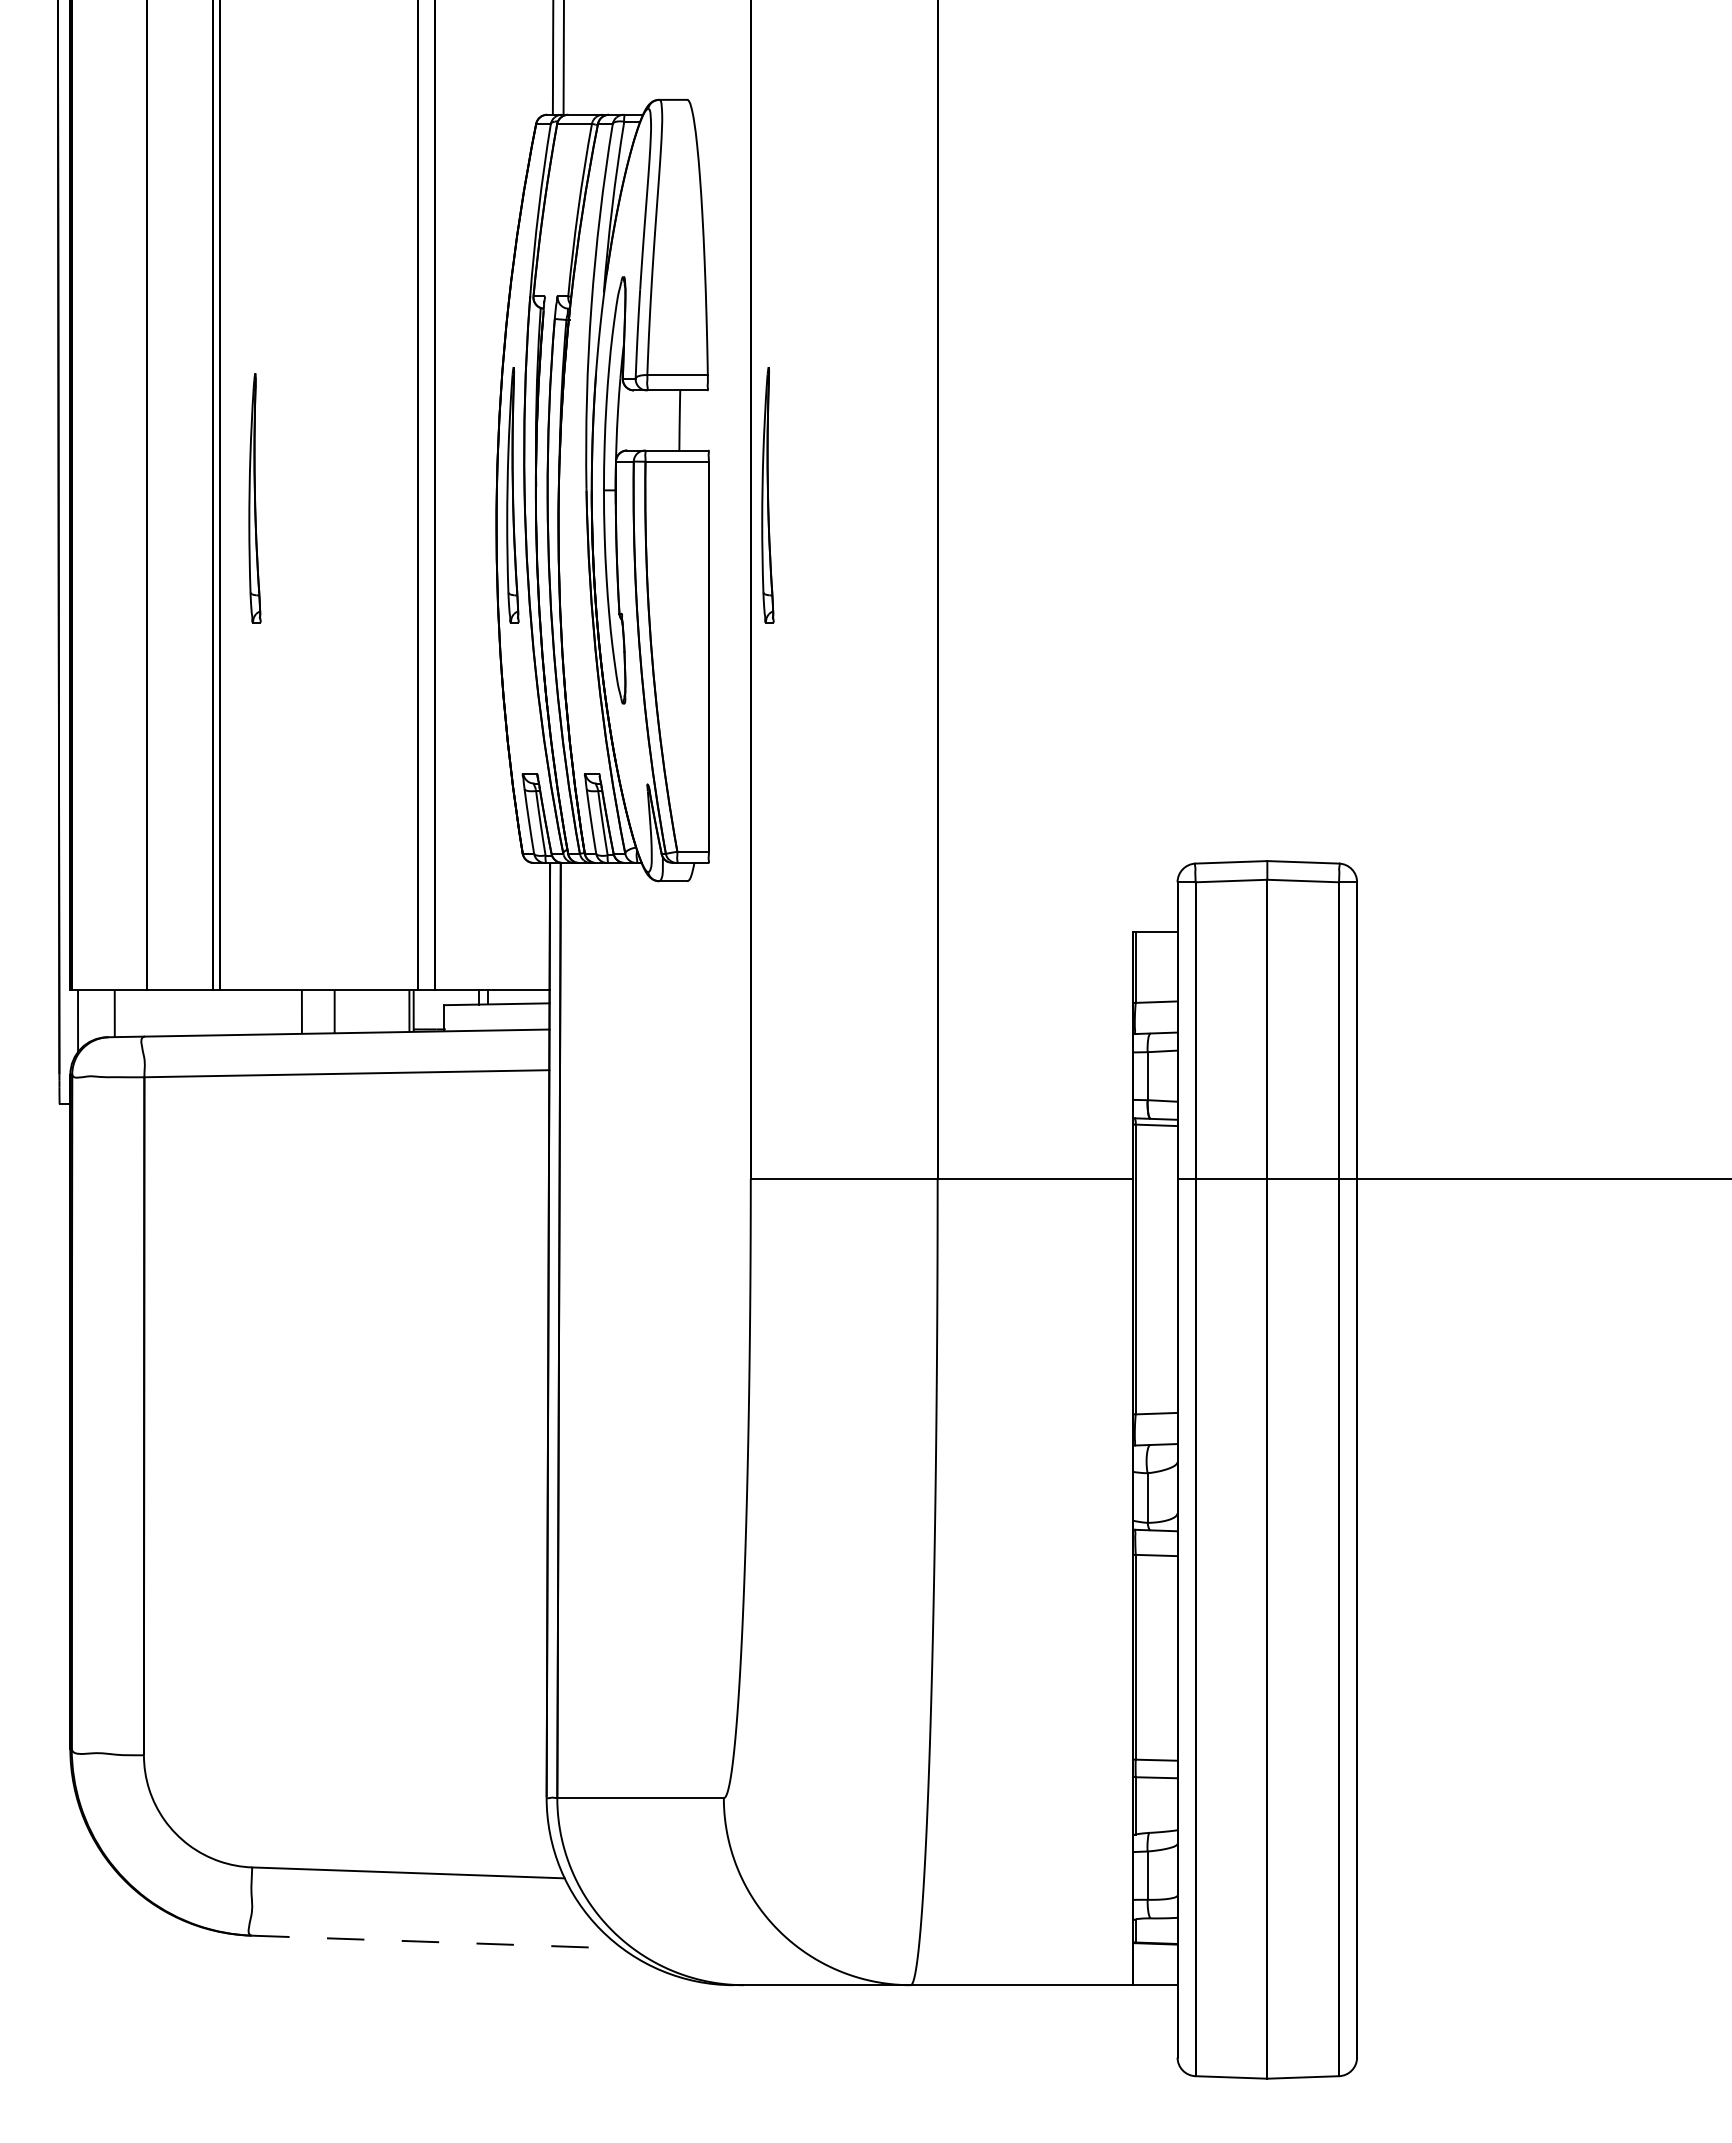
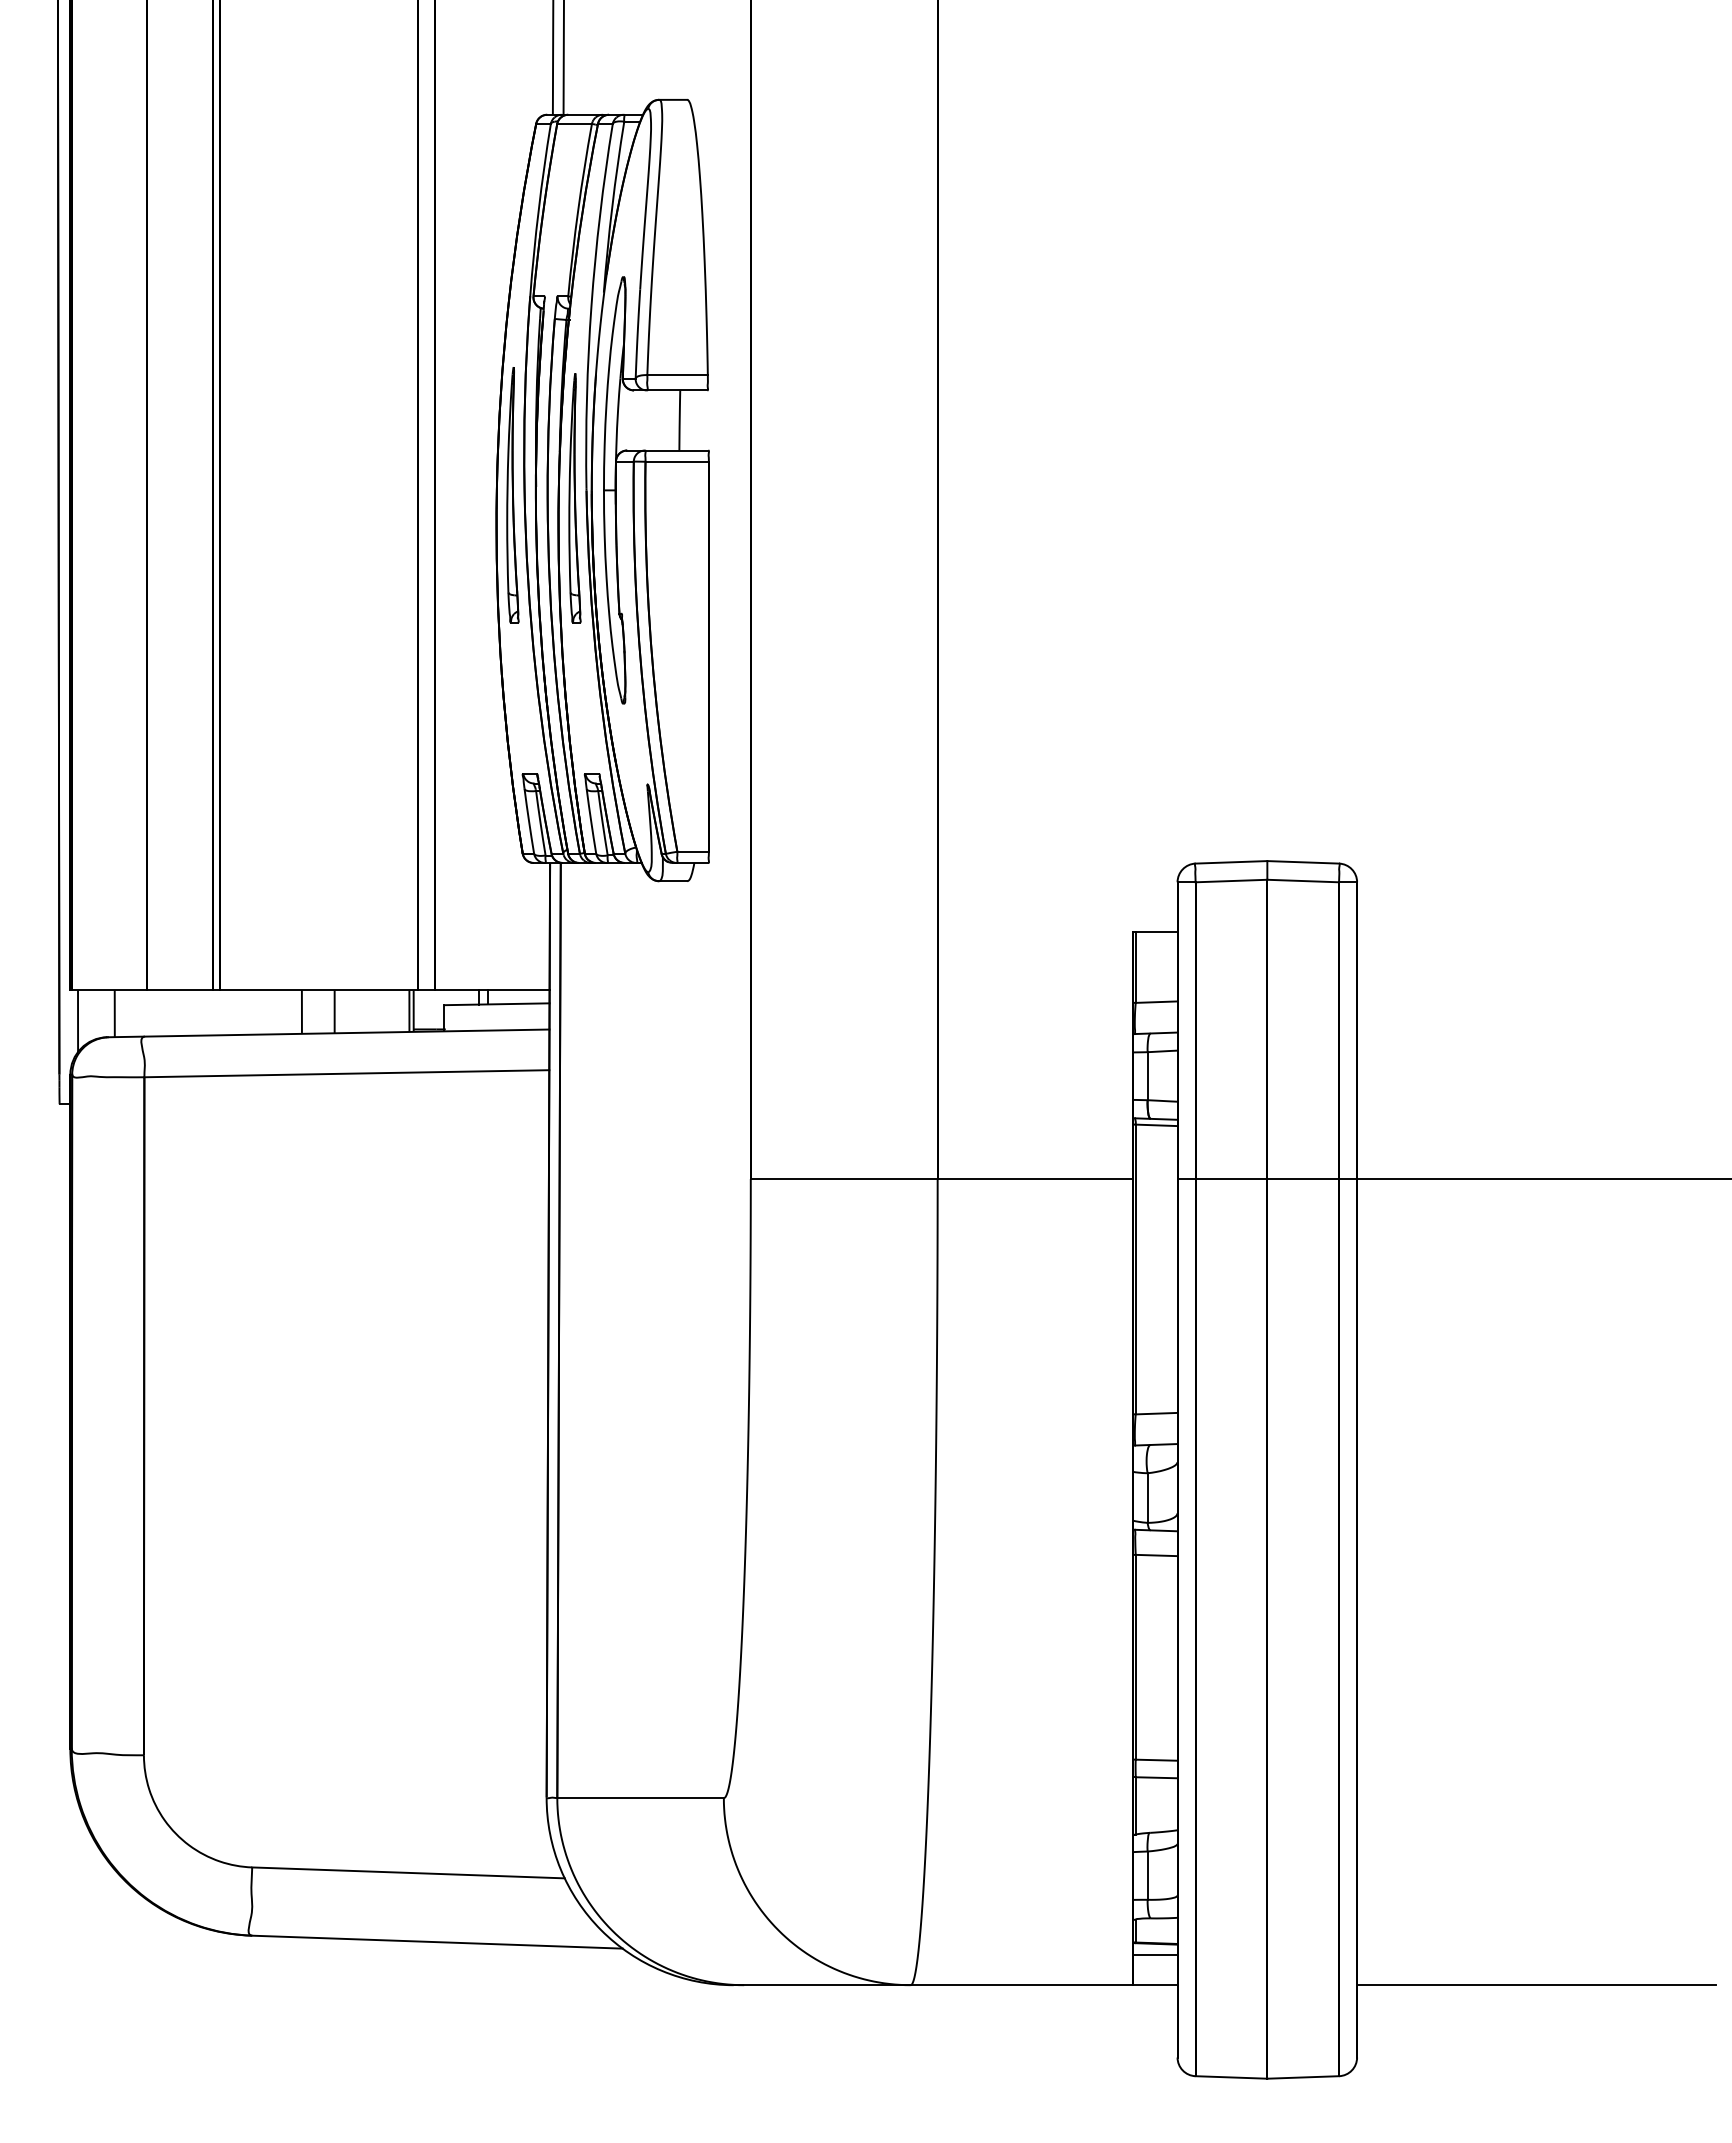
part: present -> none (767, 495)
part position: (254, 498) -> (574, 498) (574, 498)
line: dashed -> solid (437, 1942)
line: none -> present (1154, 1955)
line: none -> present (1536, 1985)
